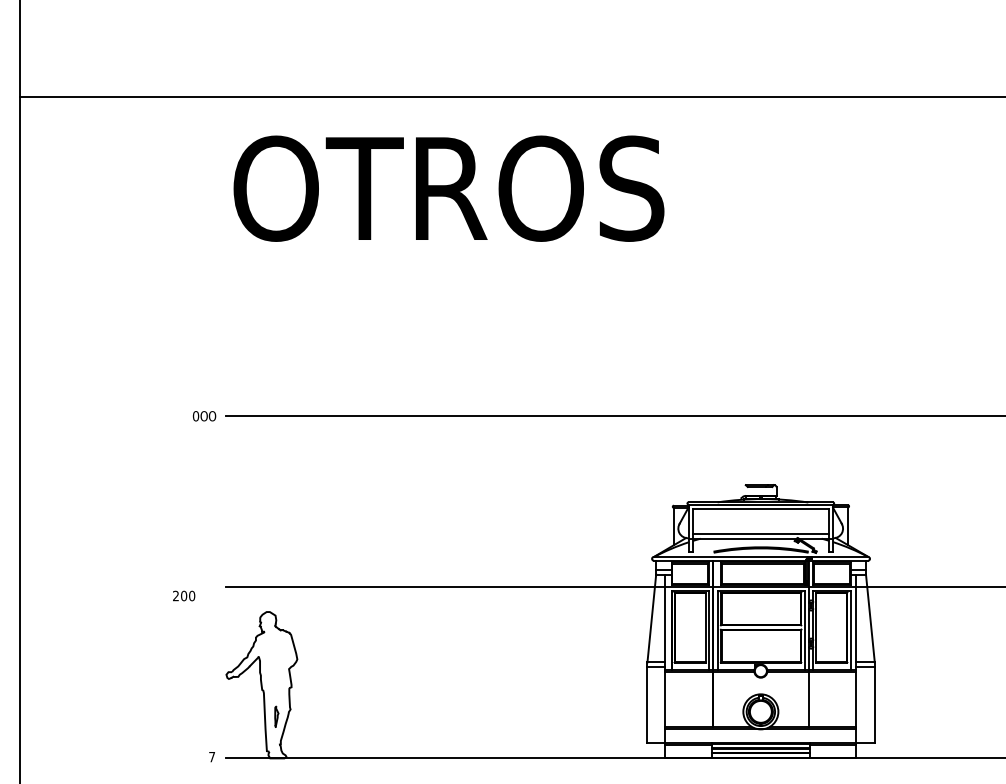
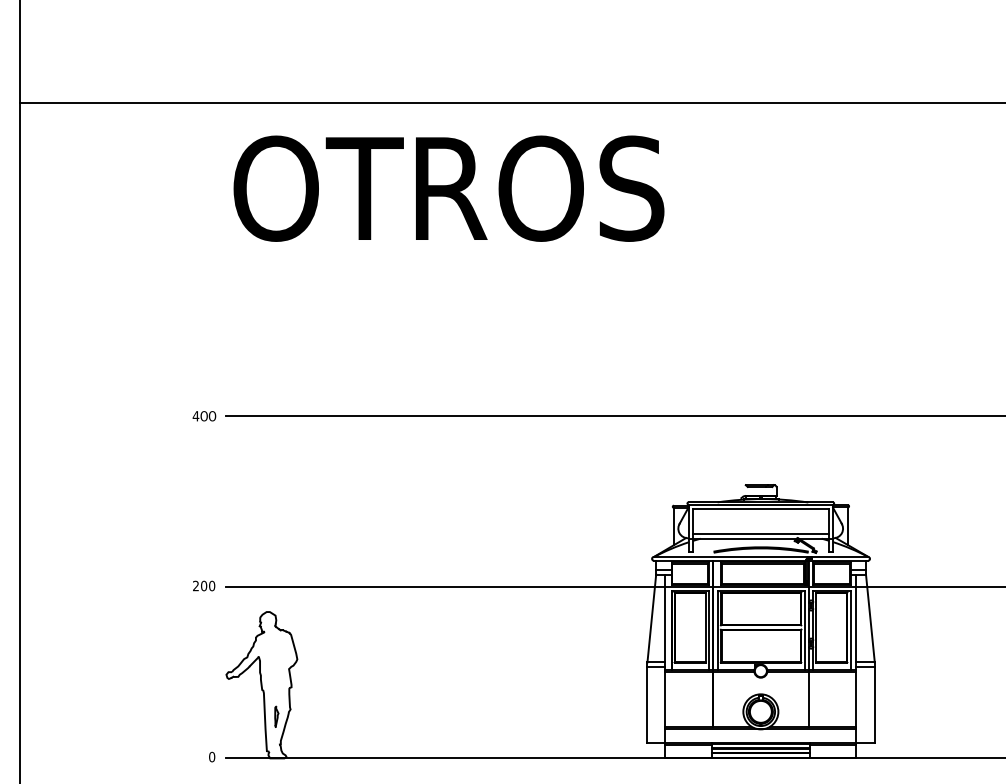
line position: (510, 96) -> (510, 102) (510, 102)
text: 0 -> 4 (195, 416)
text position: (184, 595) -> (204, 585) (204, 585)
text: 7 -> 0 (212, 756)
